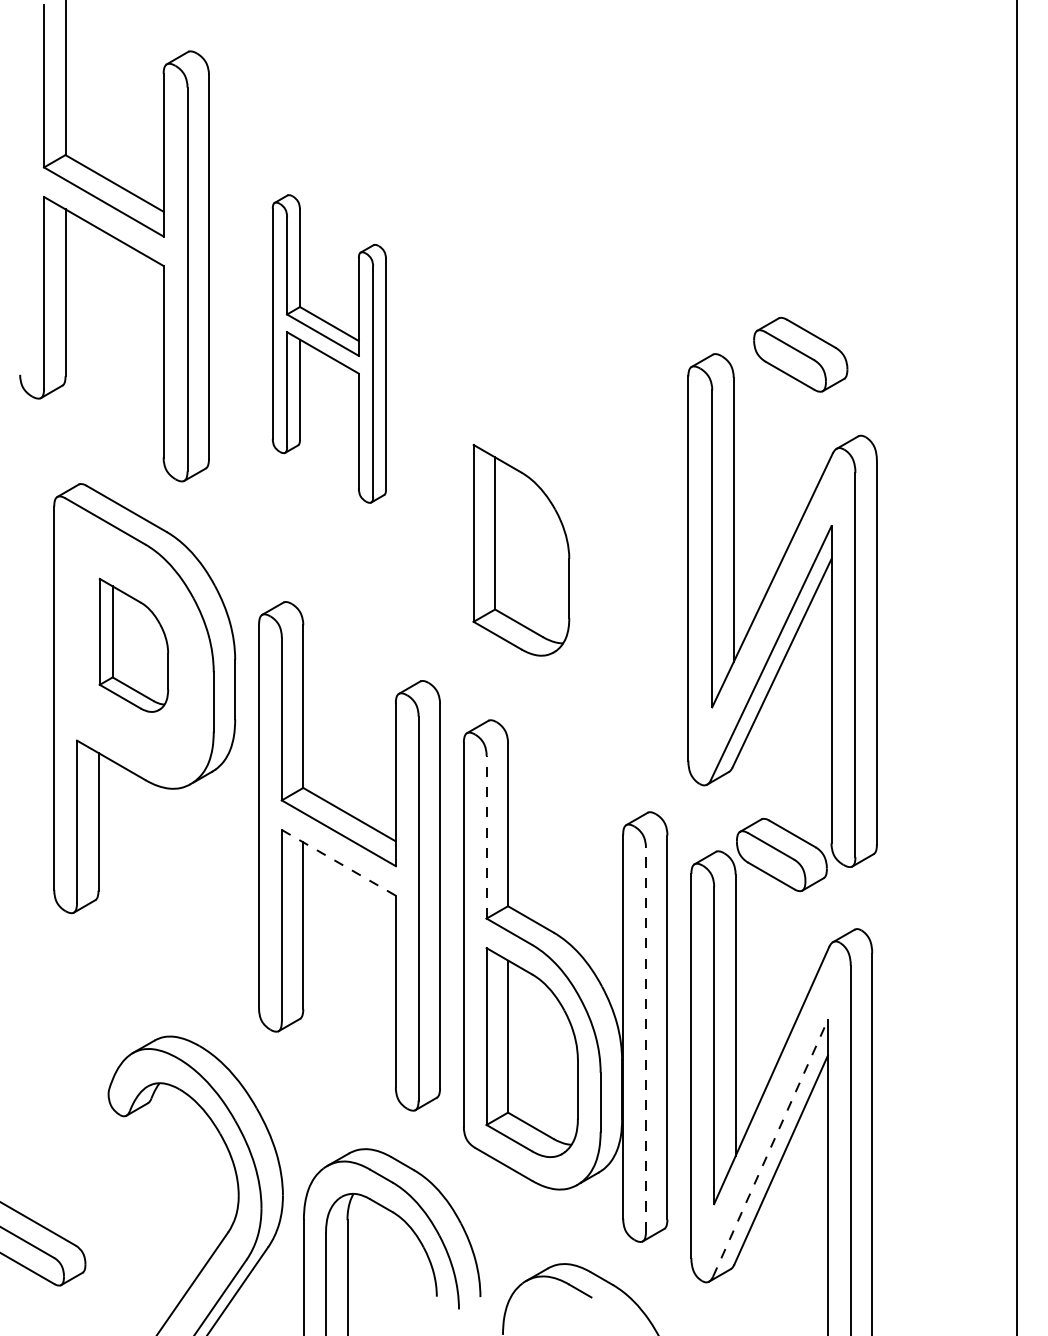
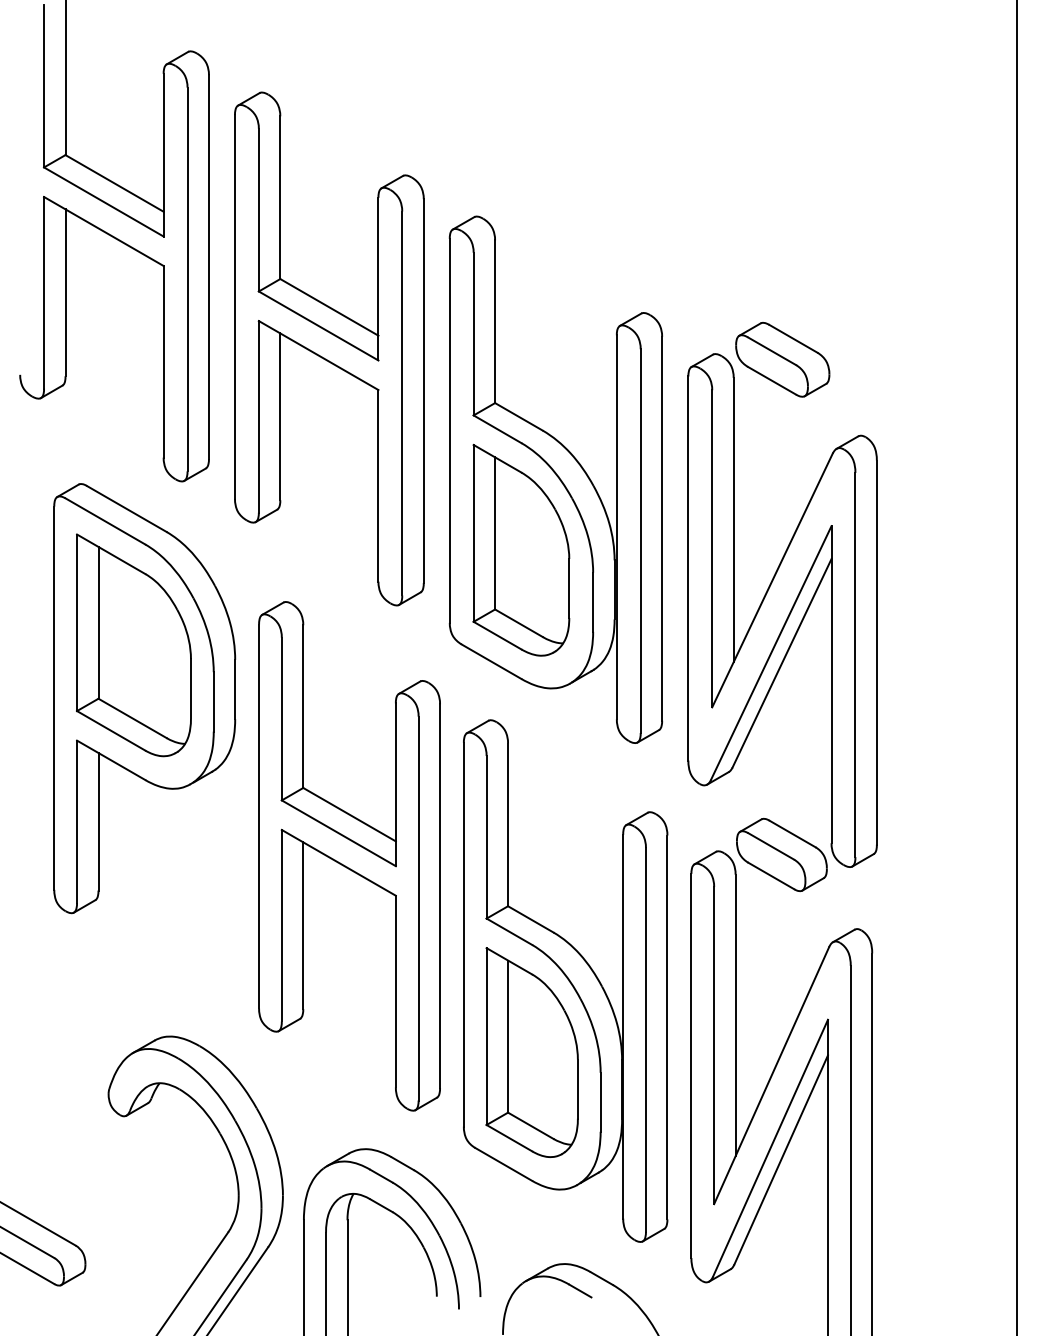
part size: 116x310 px -> 191x516 px (329, 348)
part position: (800, 354) -> (782, 359) (782, 359)
part: none -> present (555, 479)
part size: 72x136 px -> 116x225 px (133, 645)
line: dashed -> solid (486, 836)
line: dashed -> solid (338, 862)
line: dashed -> solid (645, 1039)
line: dashed -> solid (770, 1148)
